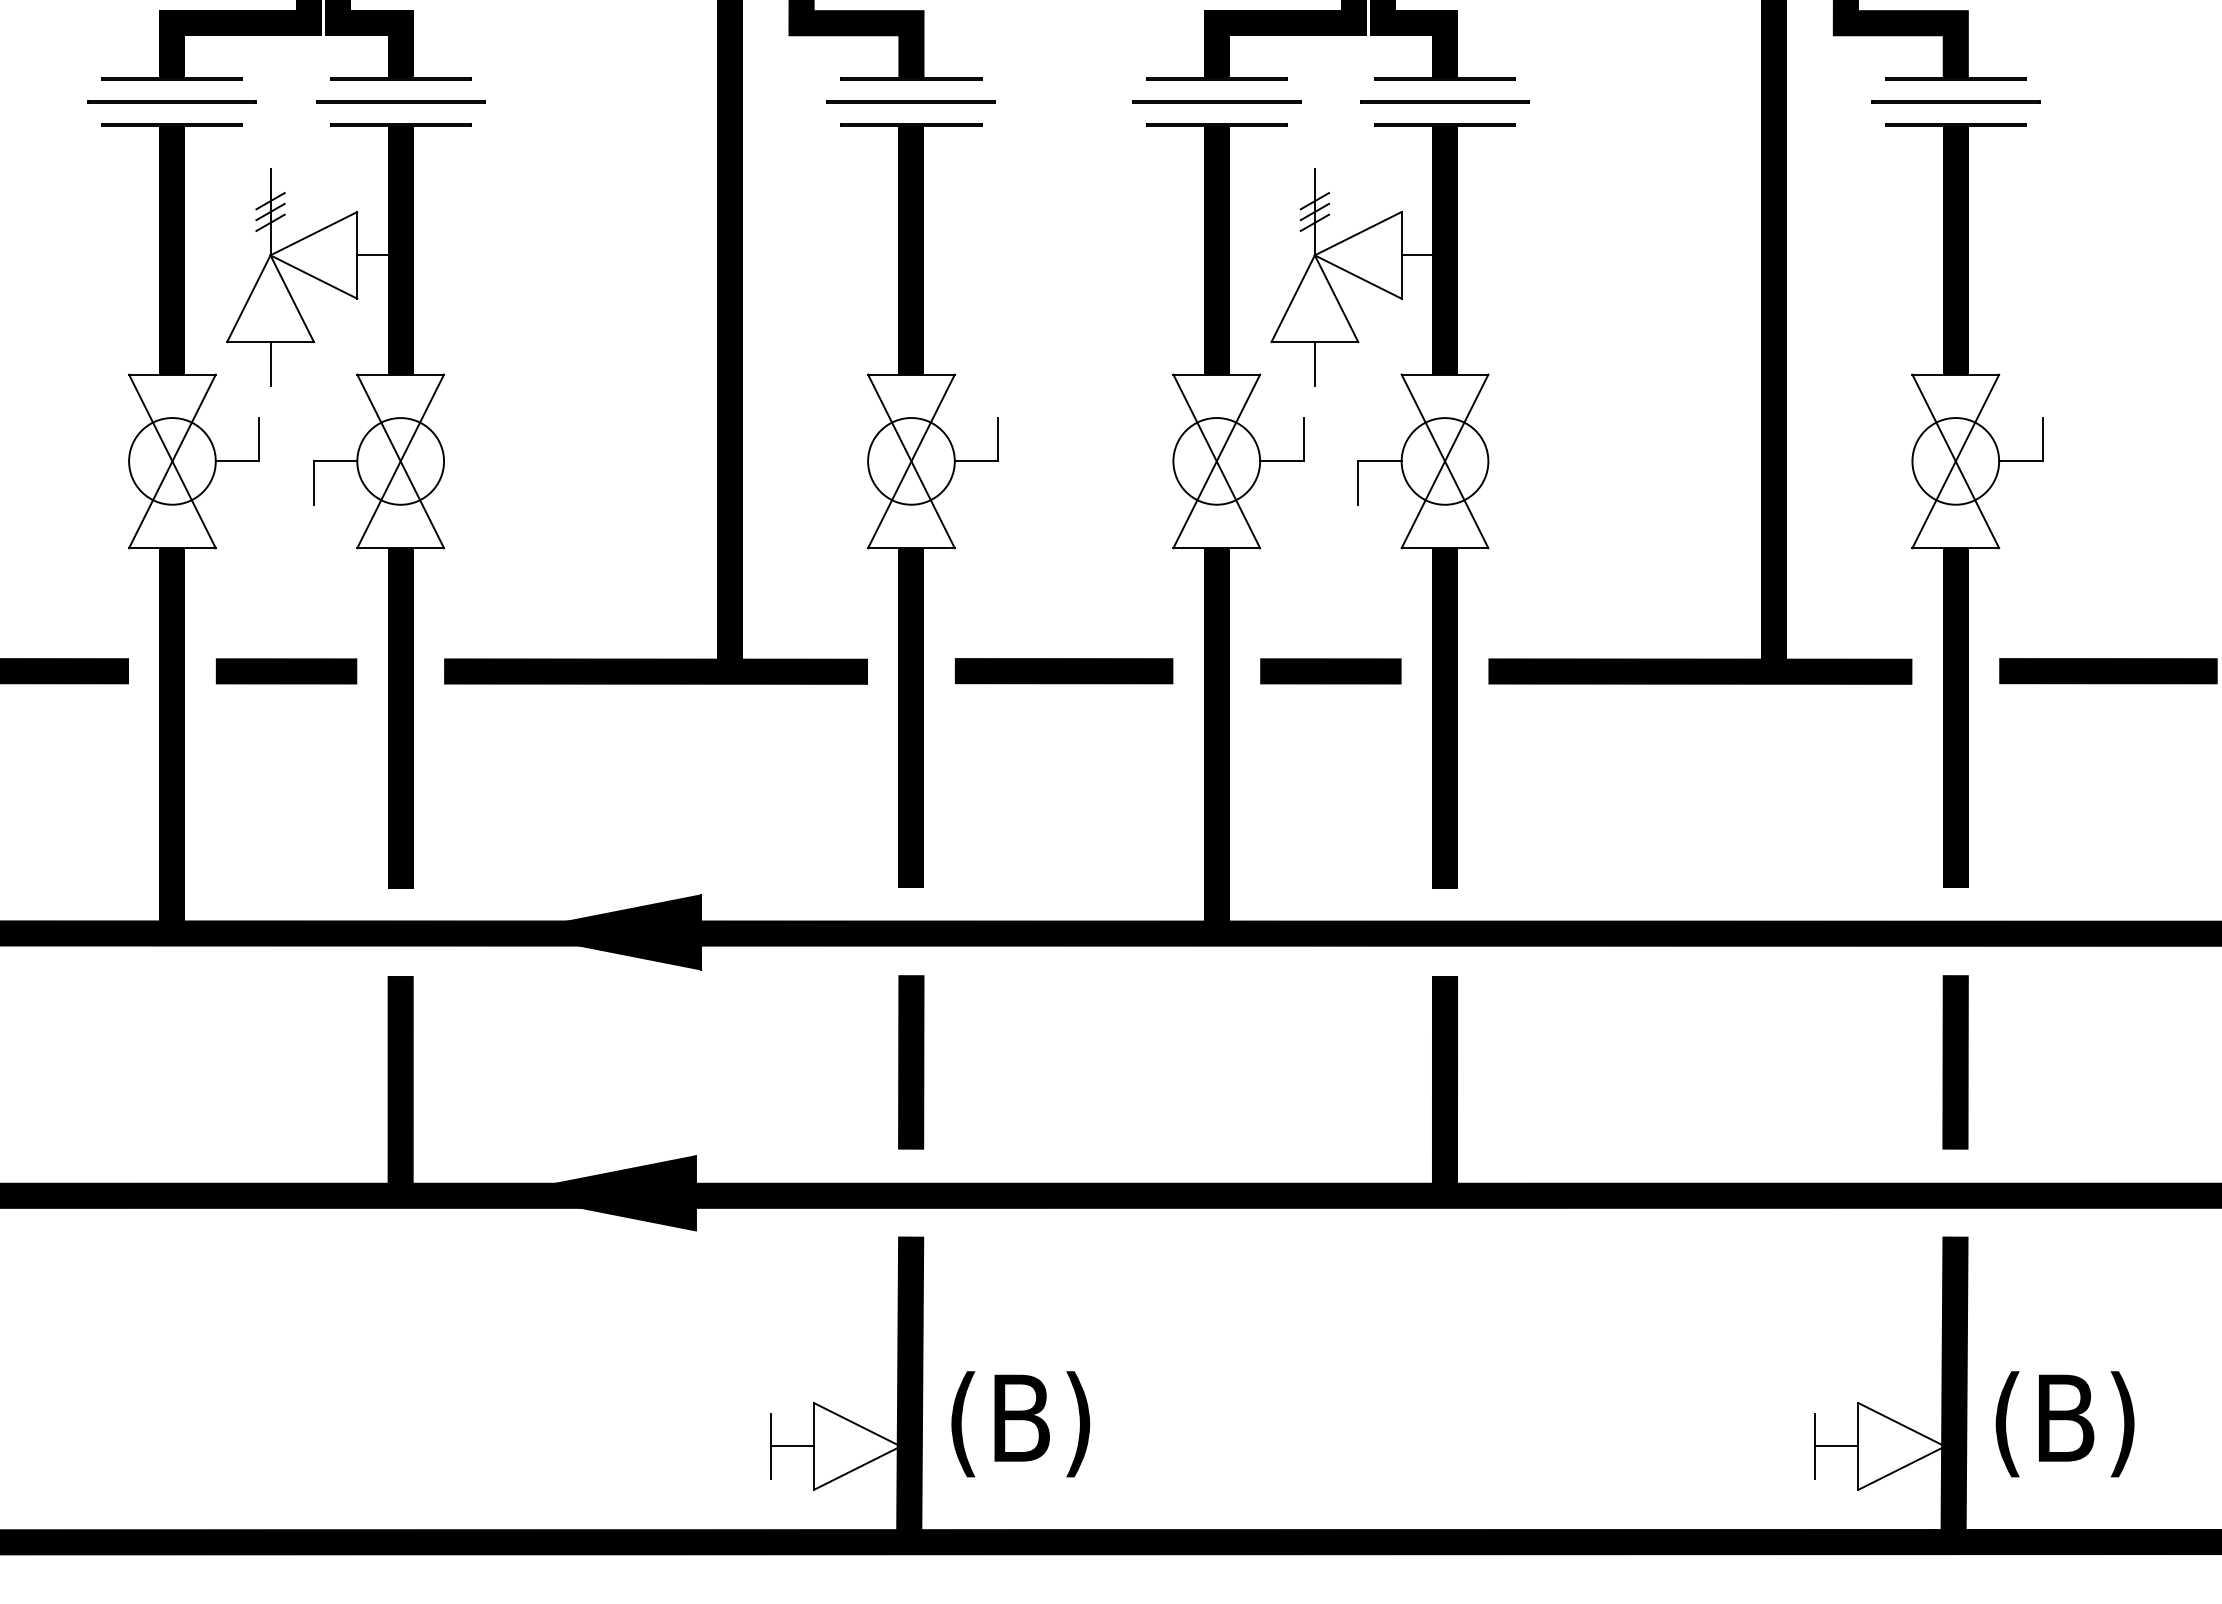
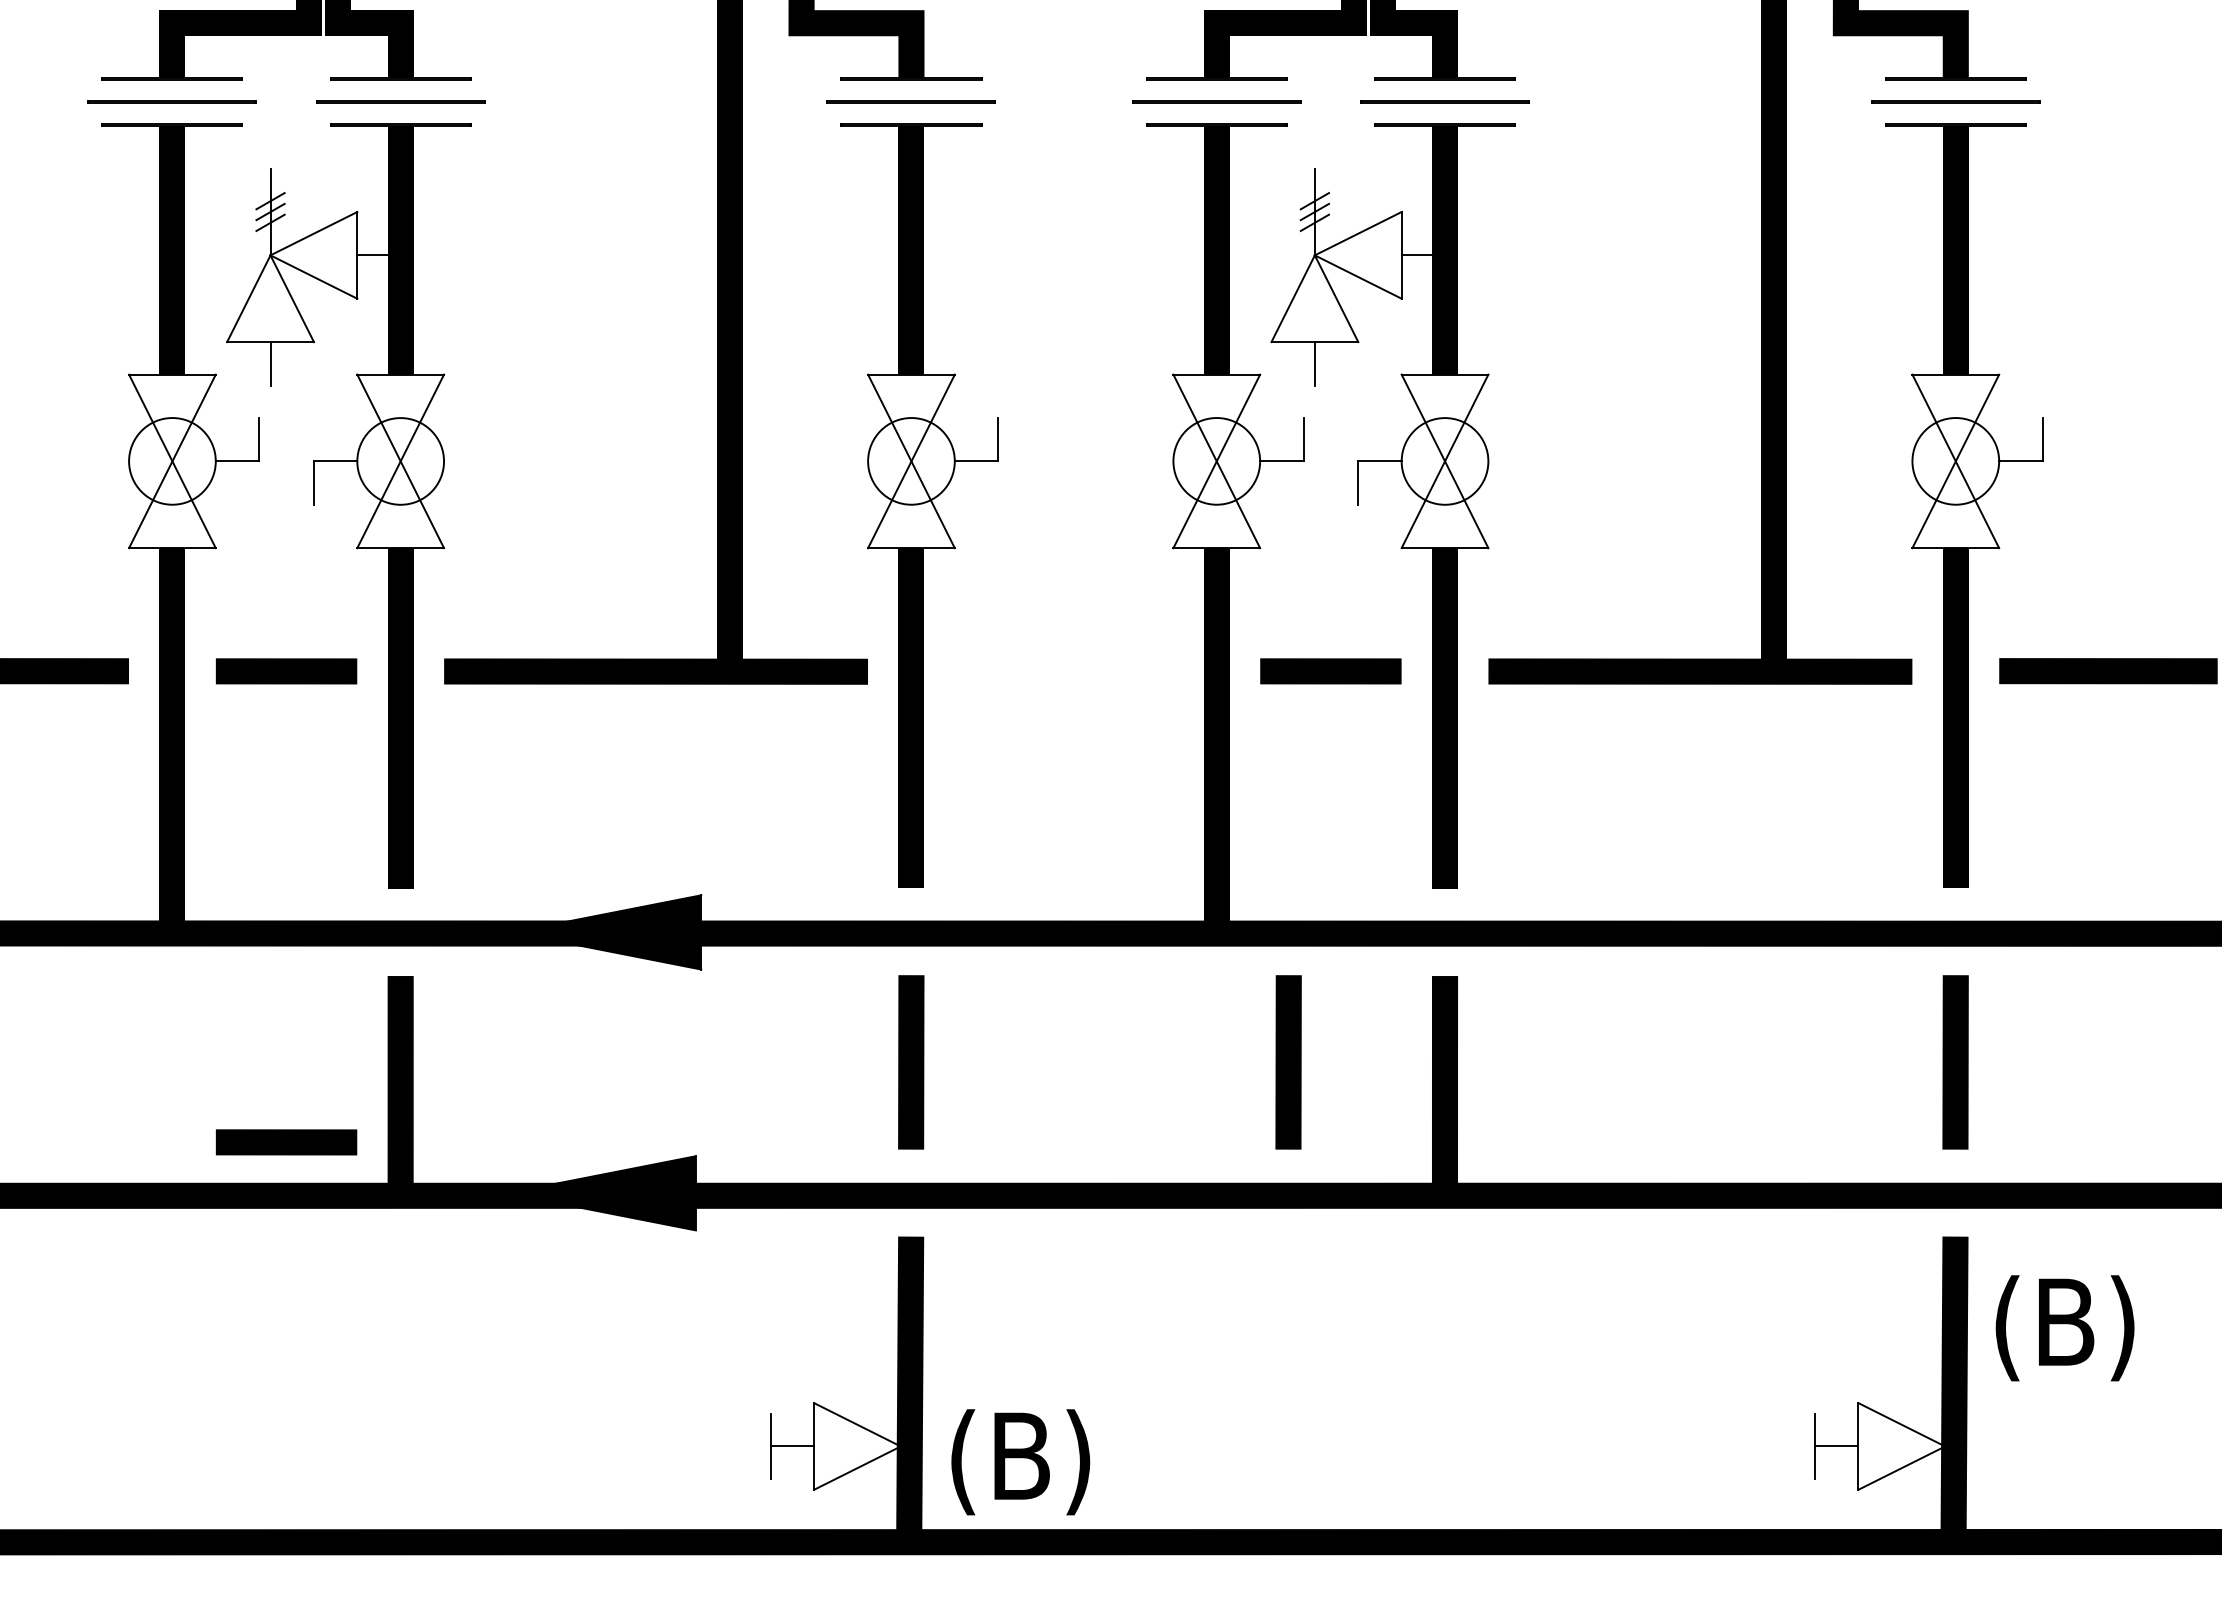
line: present -> none (1064, 671)
line: none -> present (1288, 1062)
line: none -> present (286, 1142)
text position: (1020, 1424) -> (1020, 1462) (1020, 1462)
text position: (2064, 1424) -> (2064, 1328) (2064, 1328)
